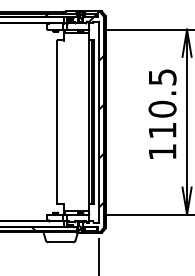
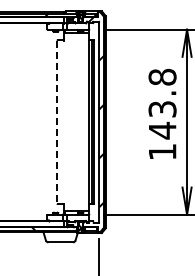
text: 110.5 -> 143.8 (162, 103)
line: solid -> dashed (57, 122)
